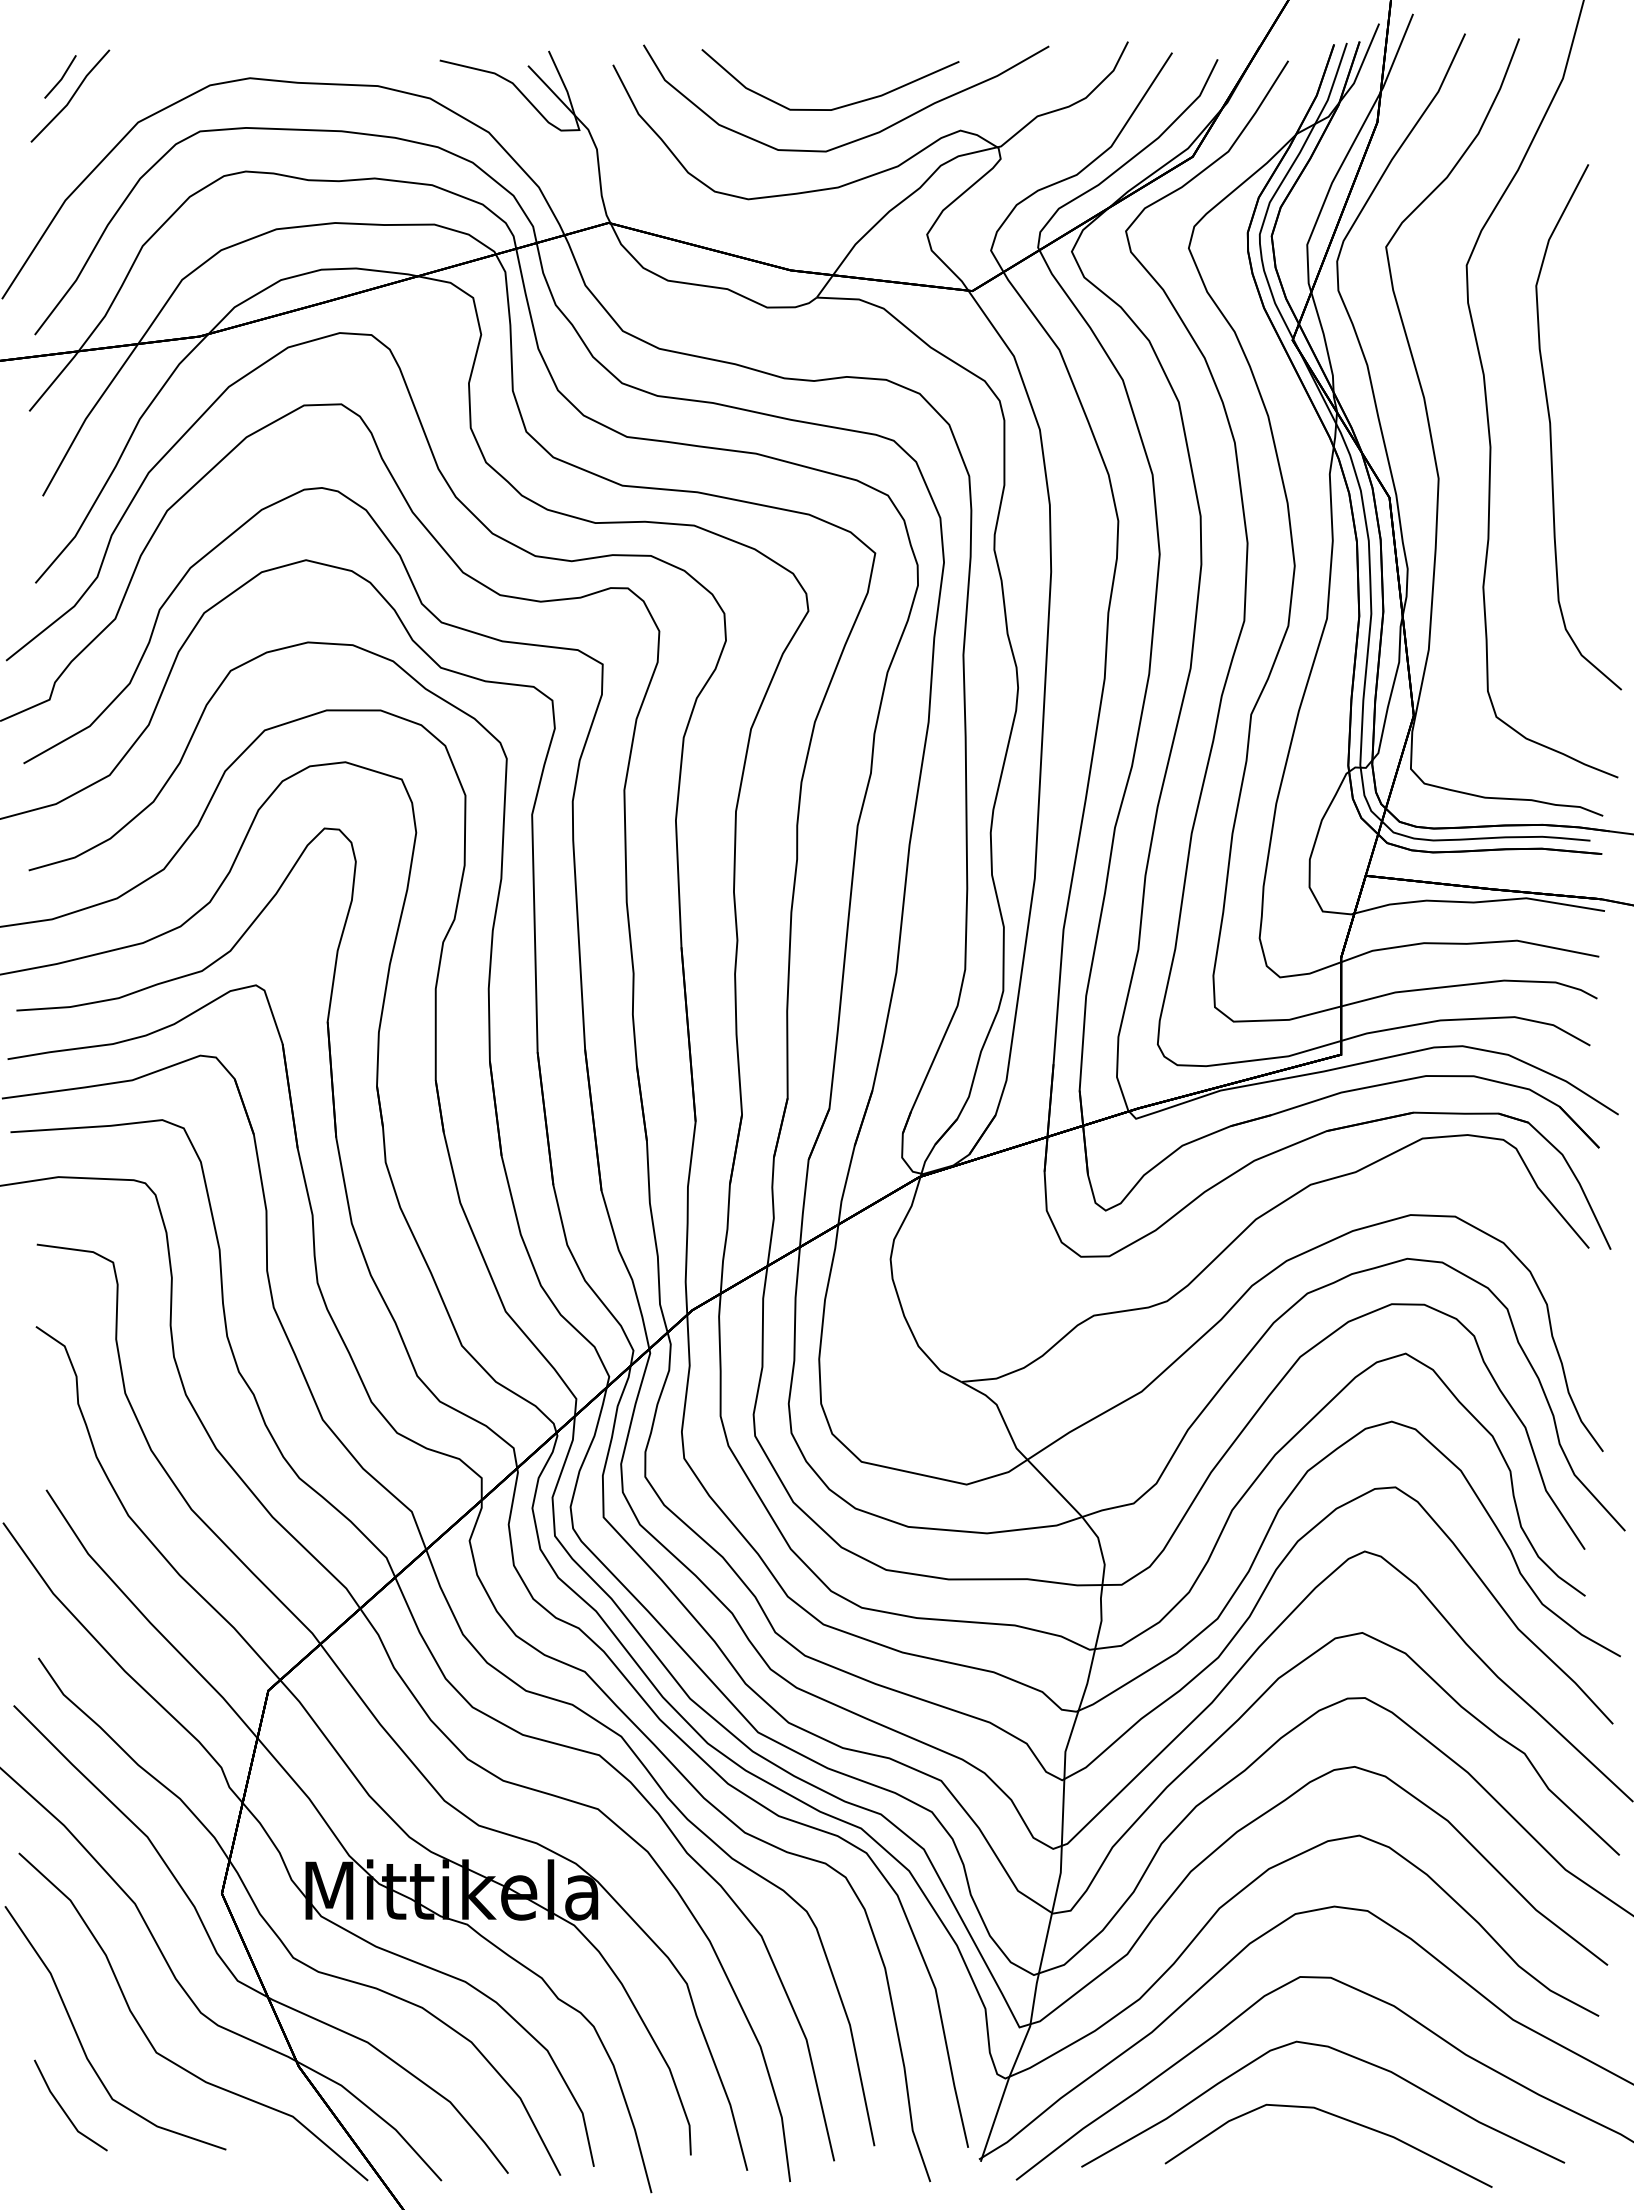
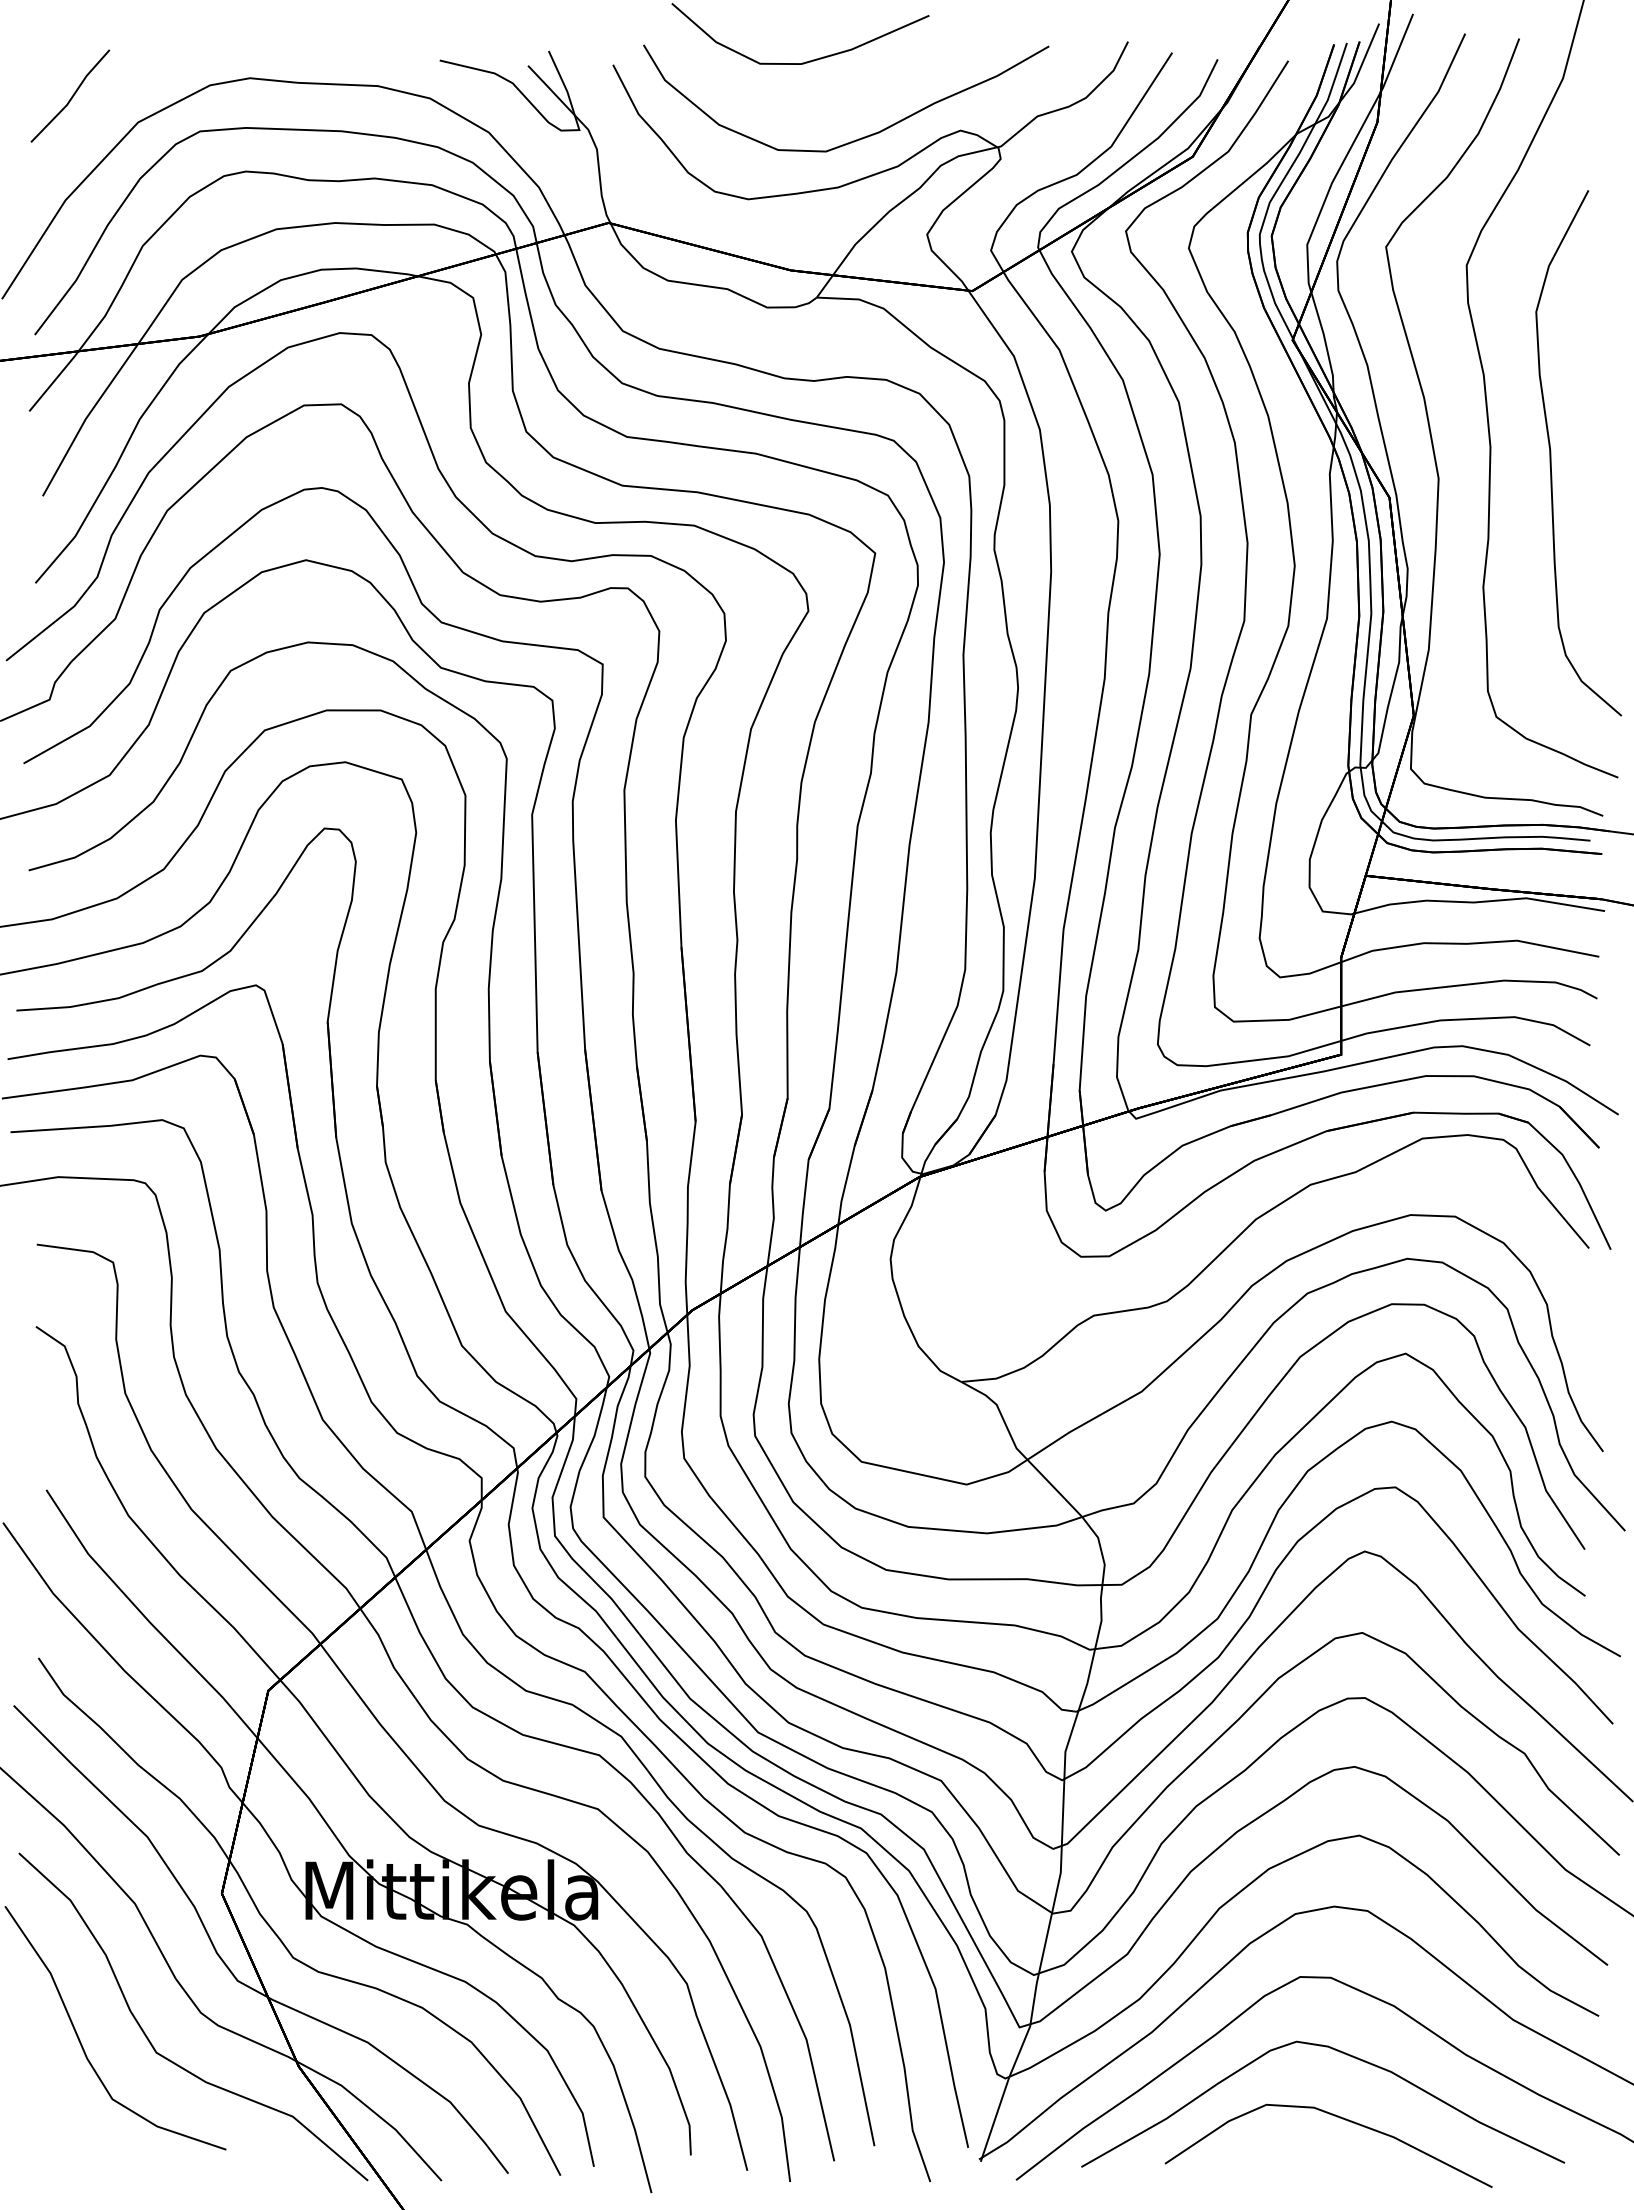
line: present -> none (61, 77)
curve position: (835, 107) -> (805, 61) (805, 61)
curve position: (1551, 427) -> (1551, 453) (1551, 453)
part: present -> none (63, 2108)
